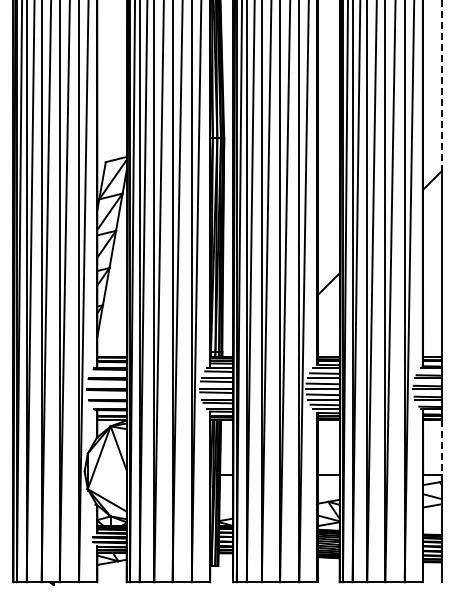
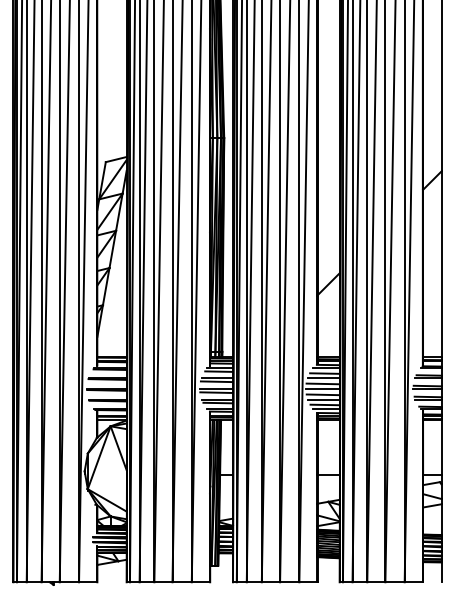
line: dashed -> solid (441, 86)
line: dashed -> solid (441, 448)
